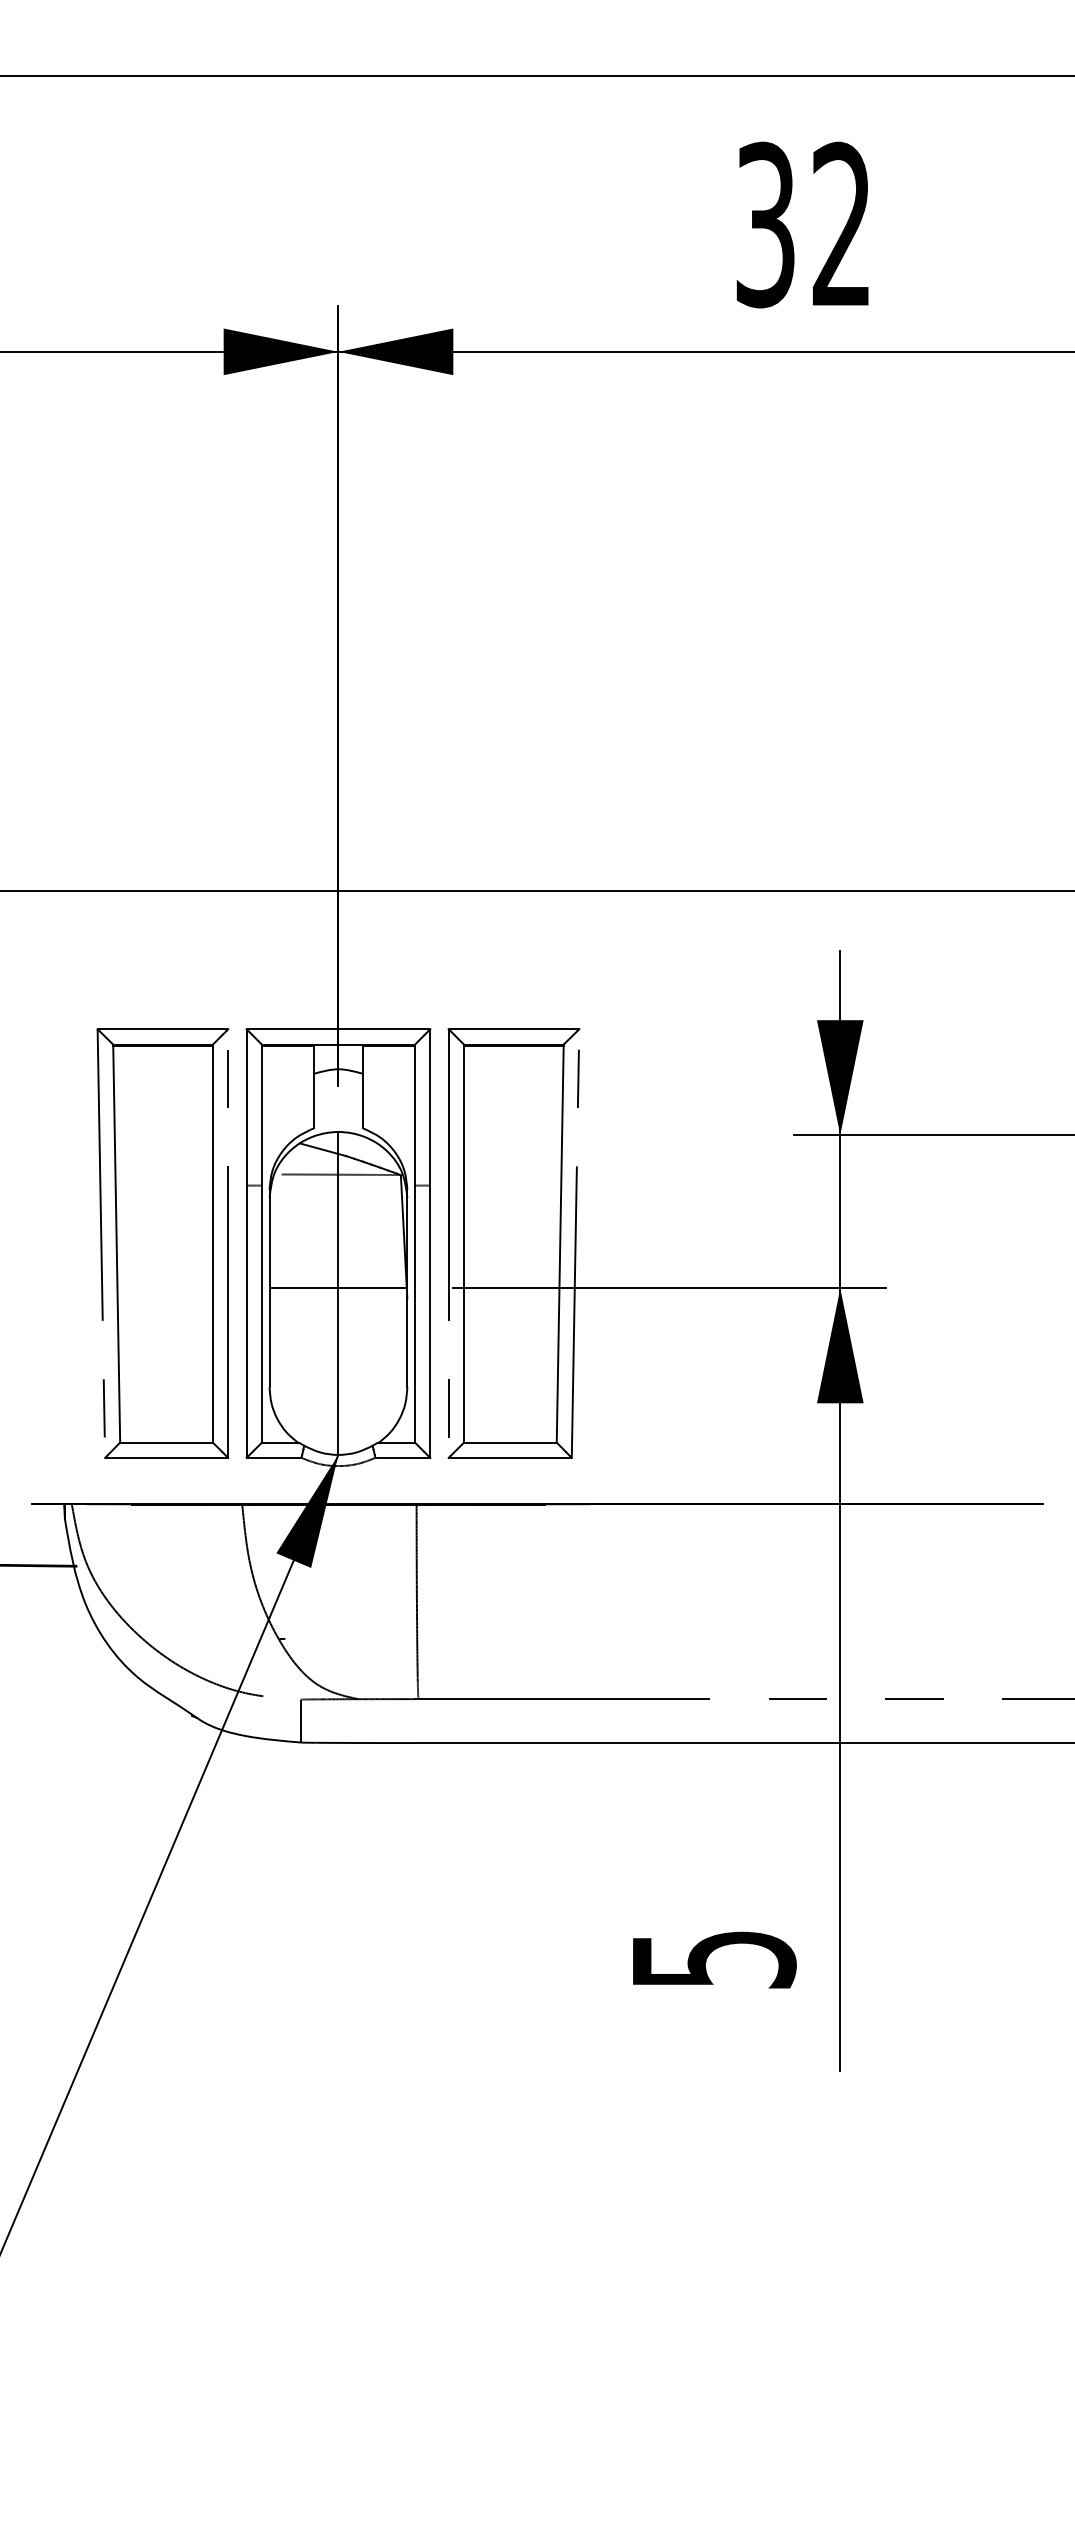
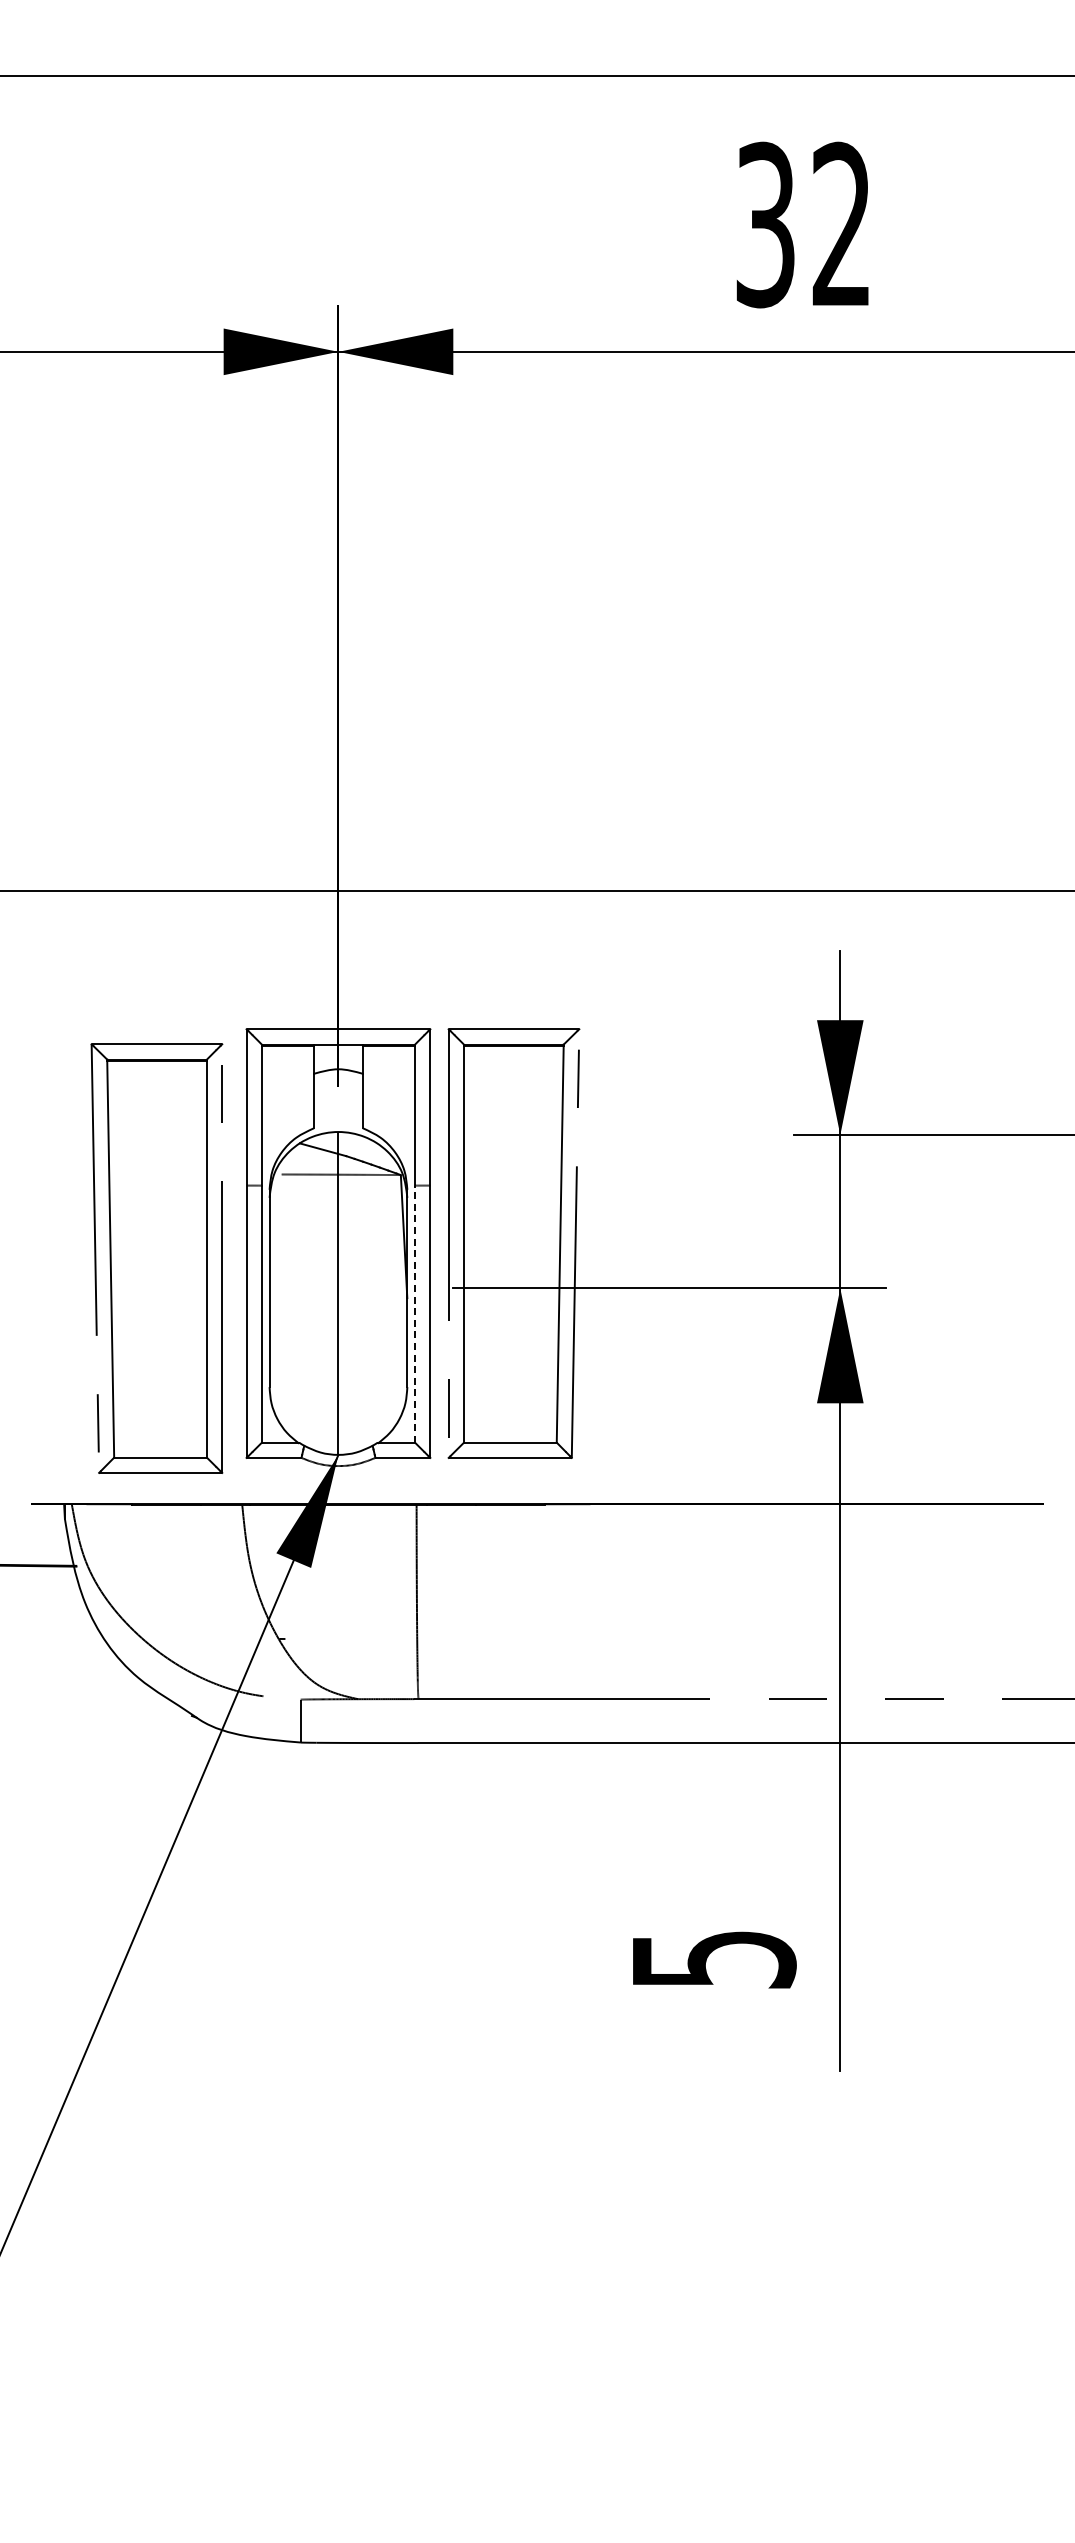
part position: (162, 1243) -> (156, 1258) (156, 1258)
line: present -> none (338, 1288)
line: solid -> dashed (415, 1314)
